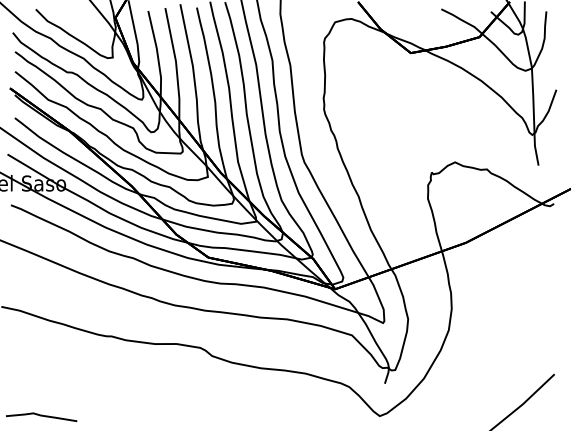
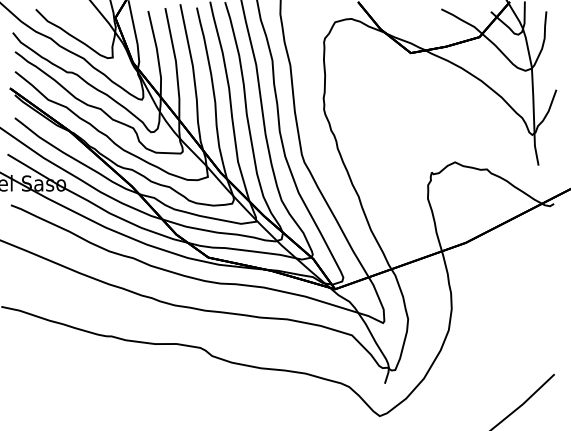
curve: present -> none (41, 416)
